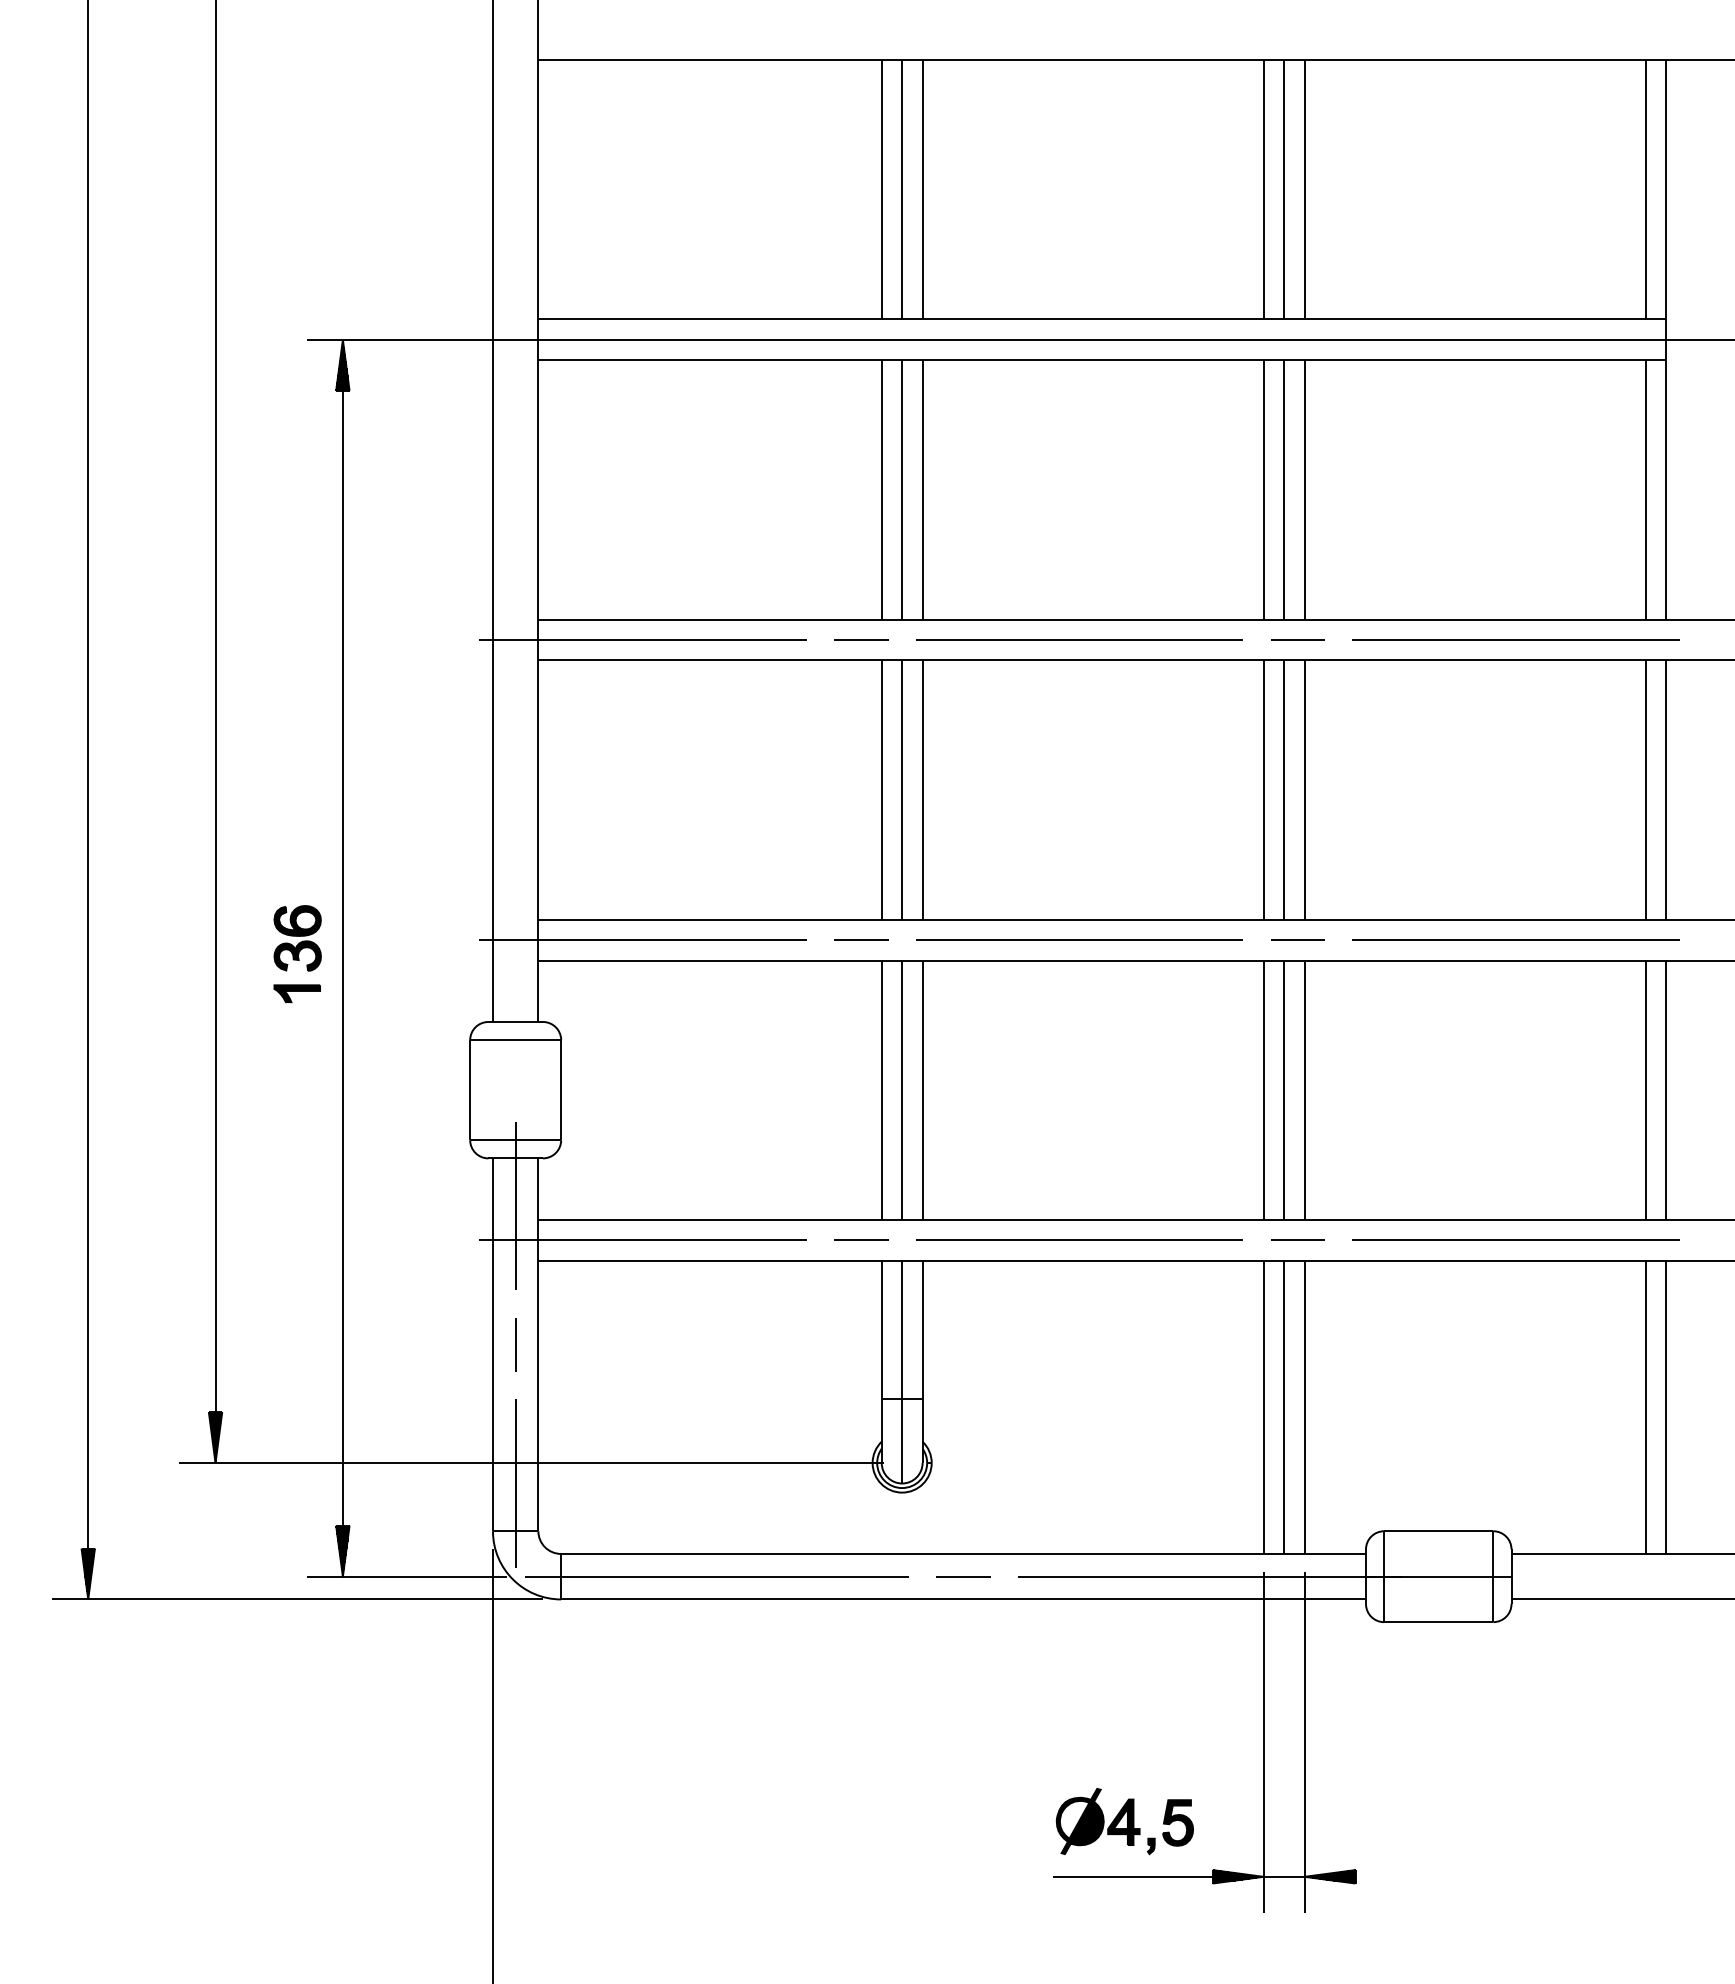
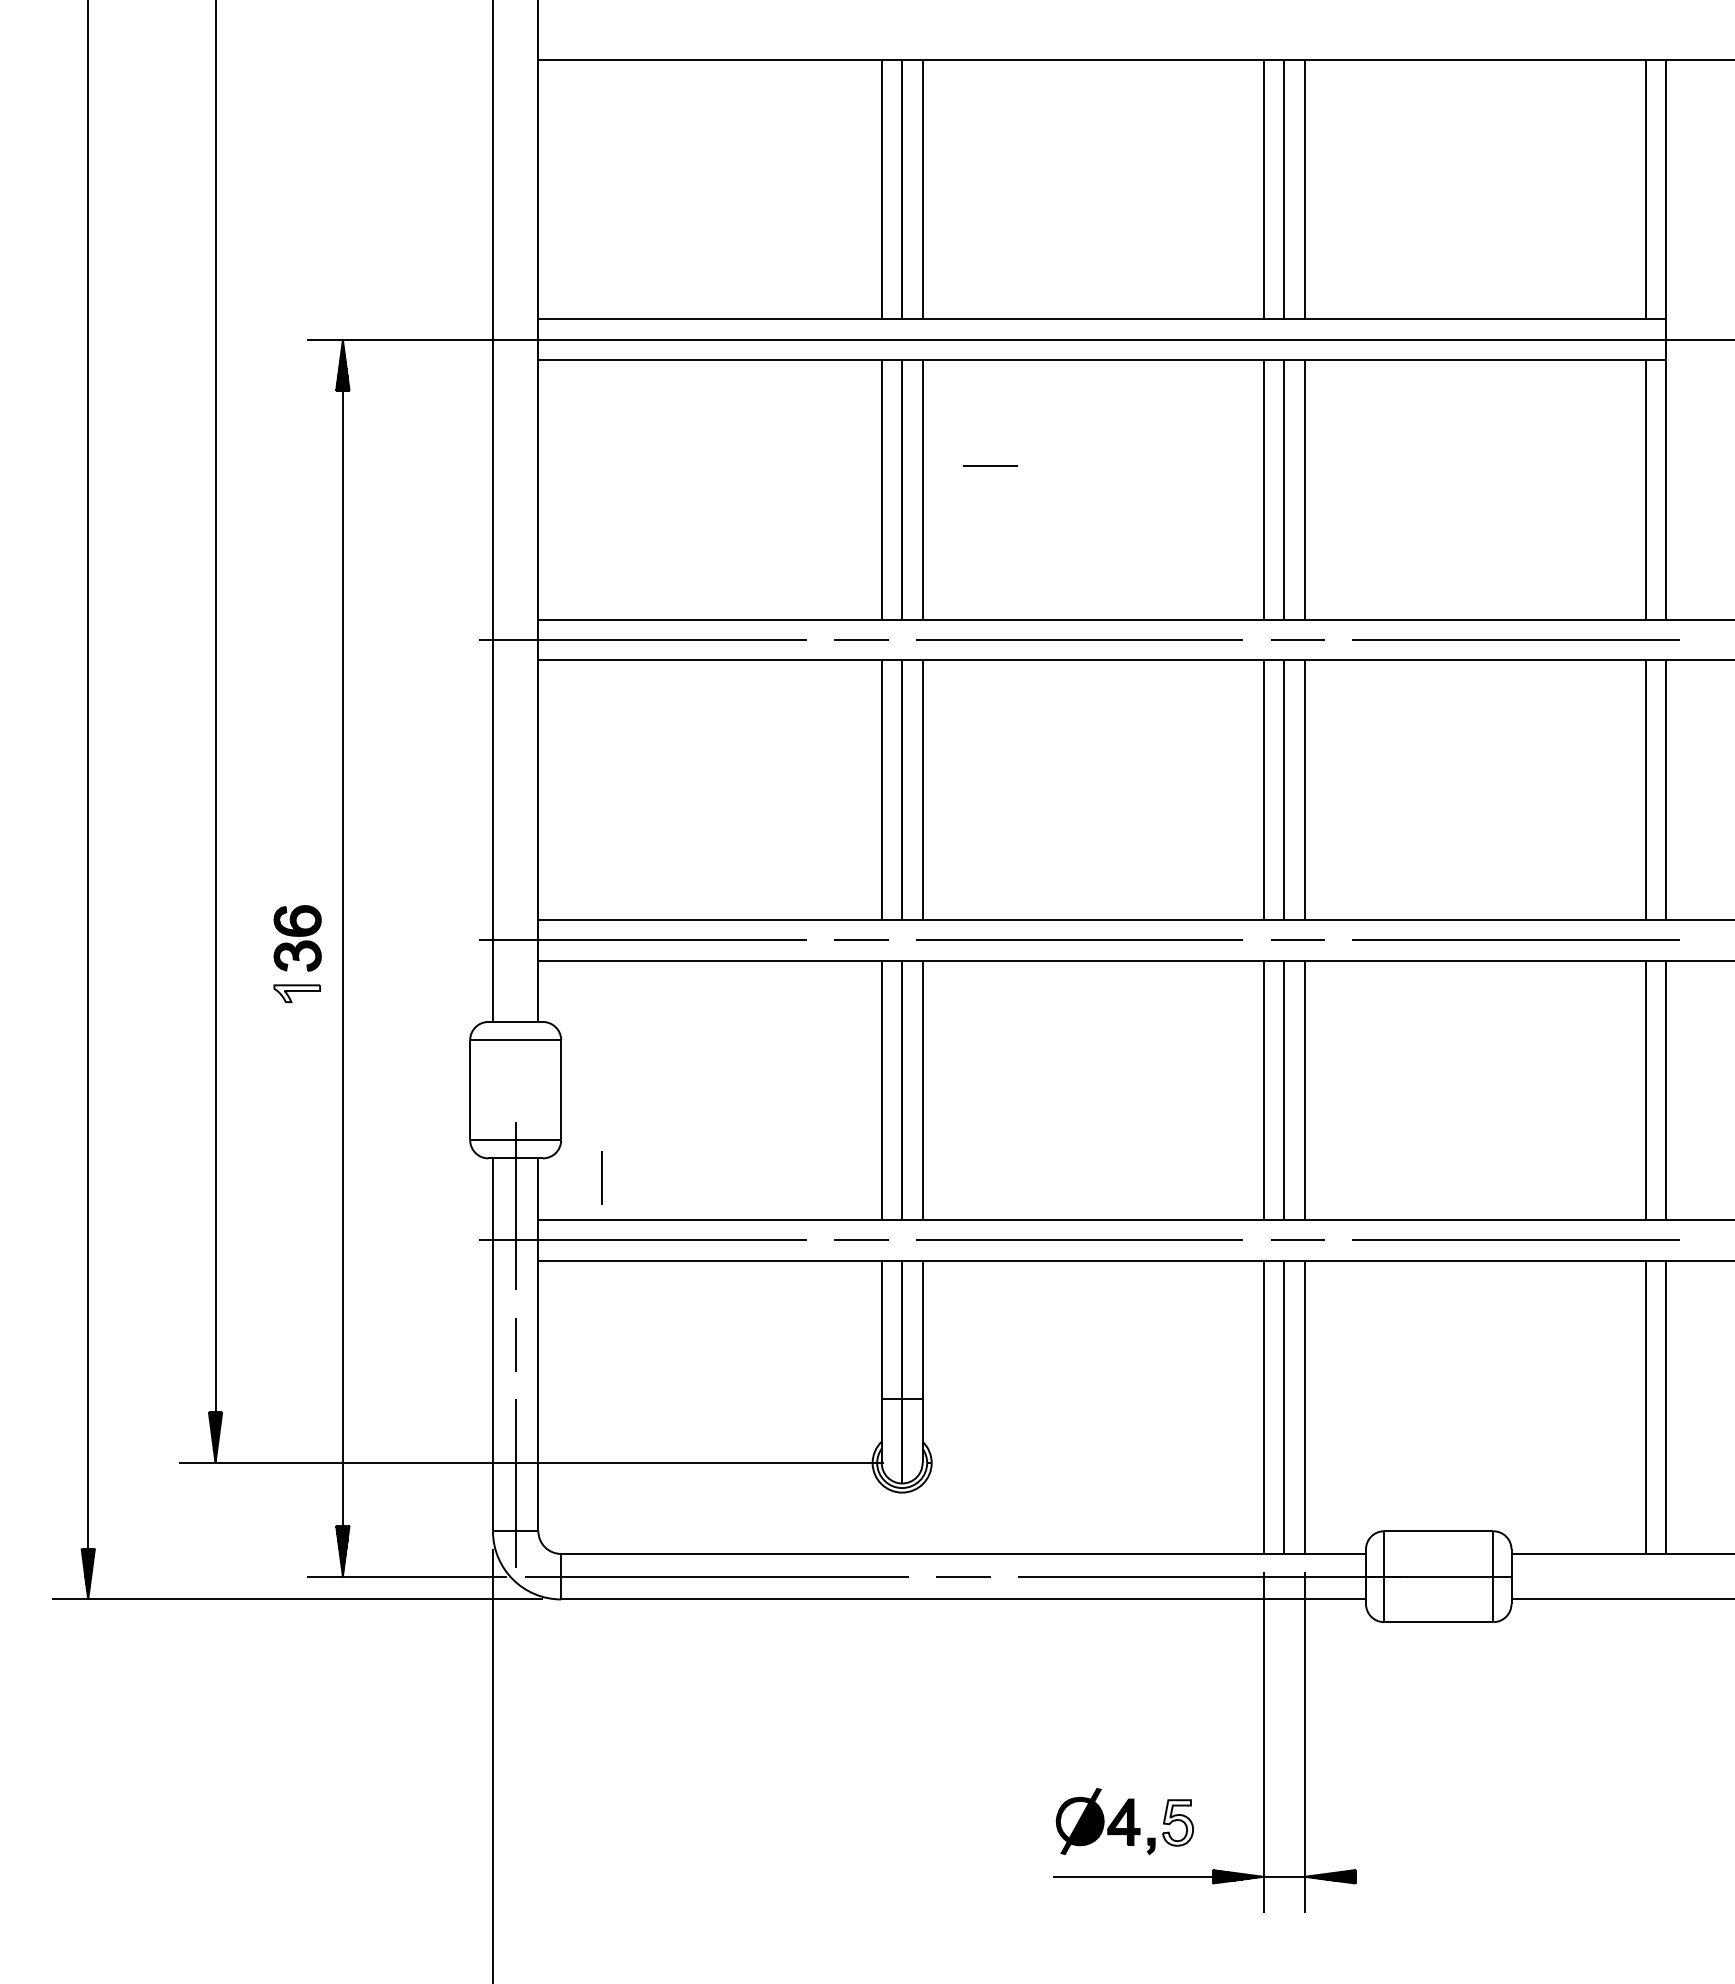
line: none -> present (990, 465)
fill: present -> none (297, 993)
line: none -> present (601, 1177)
fill: present -> none (1177, 1822)
